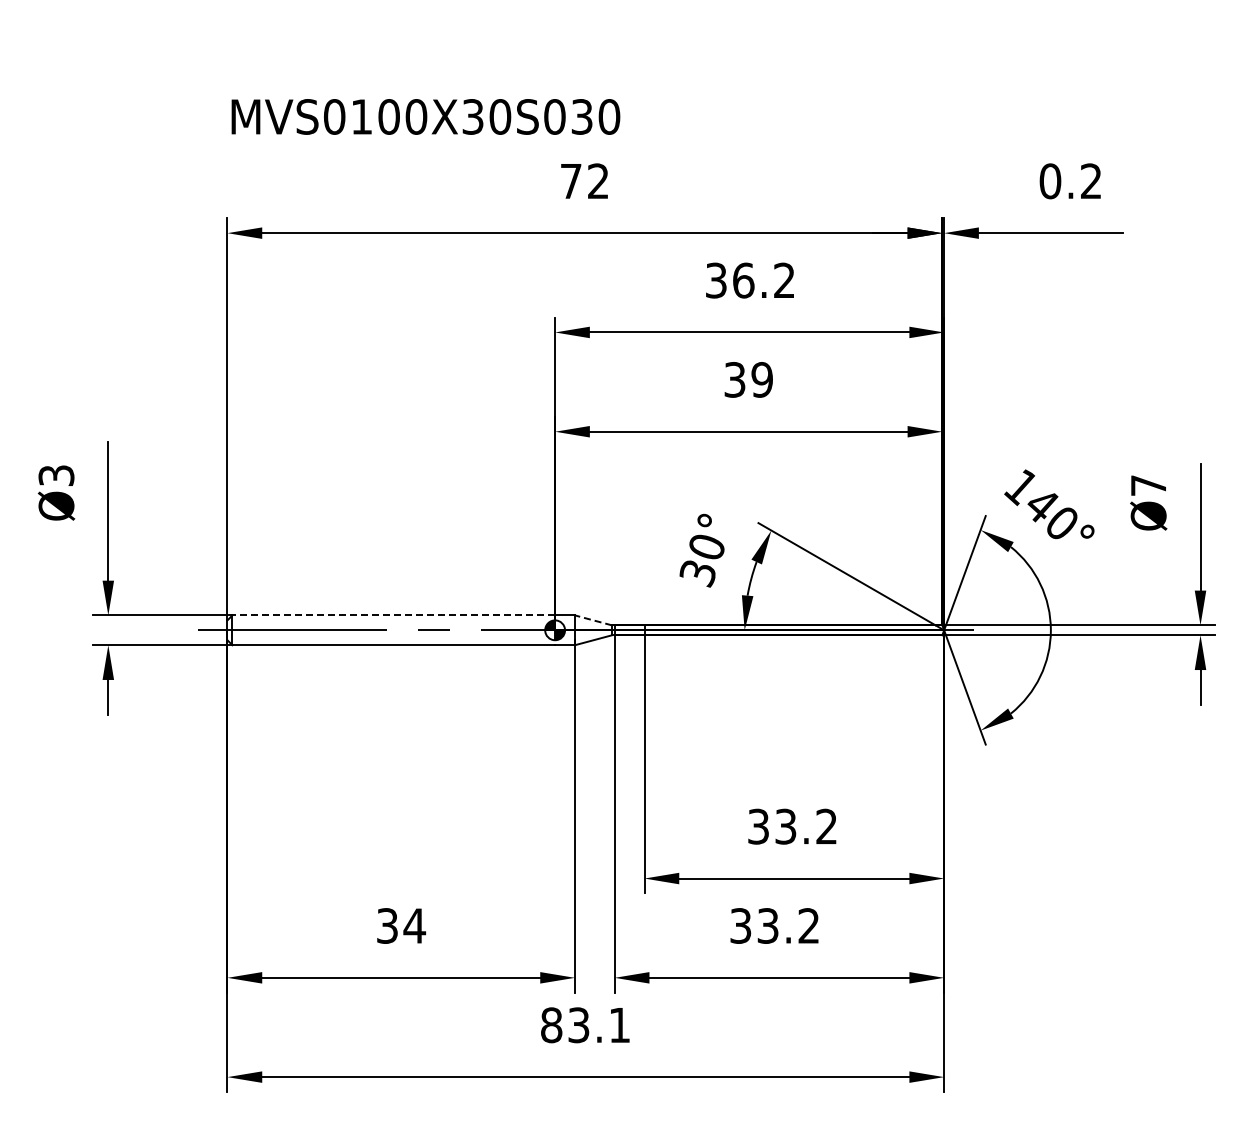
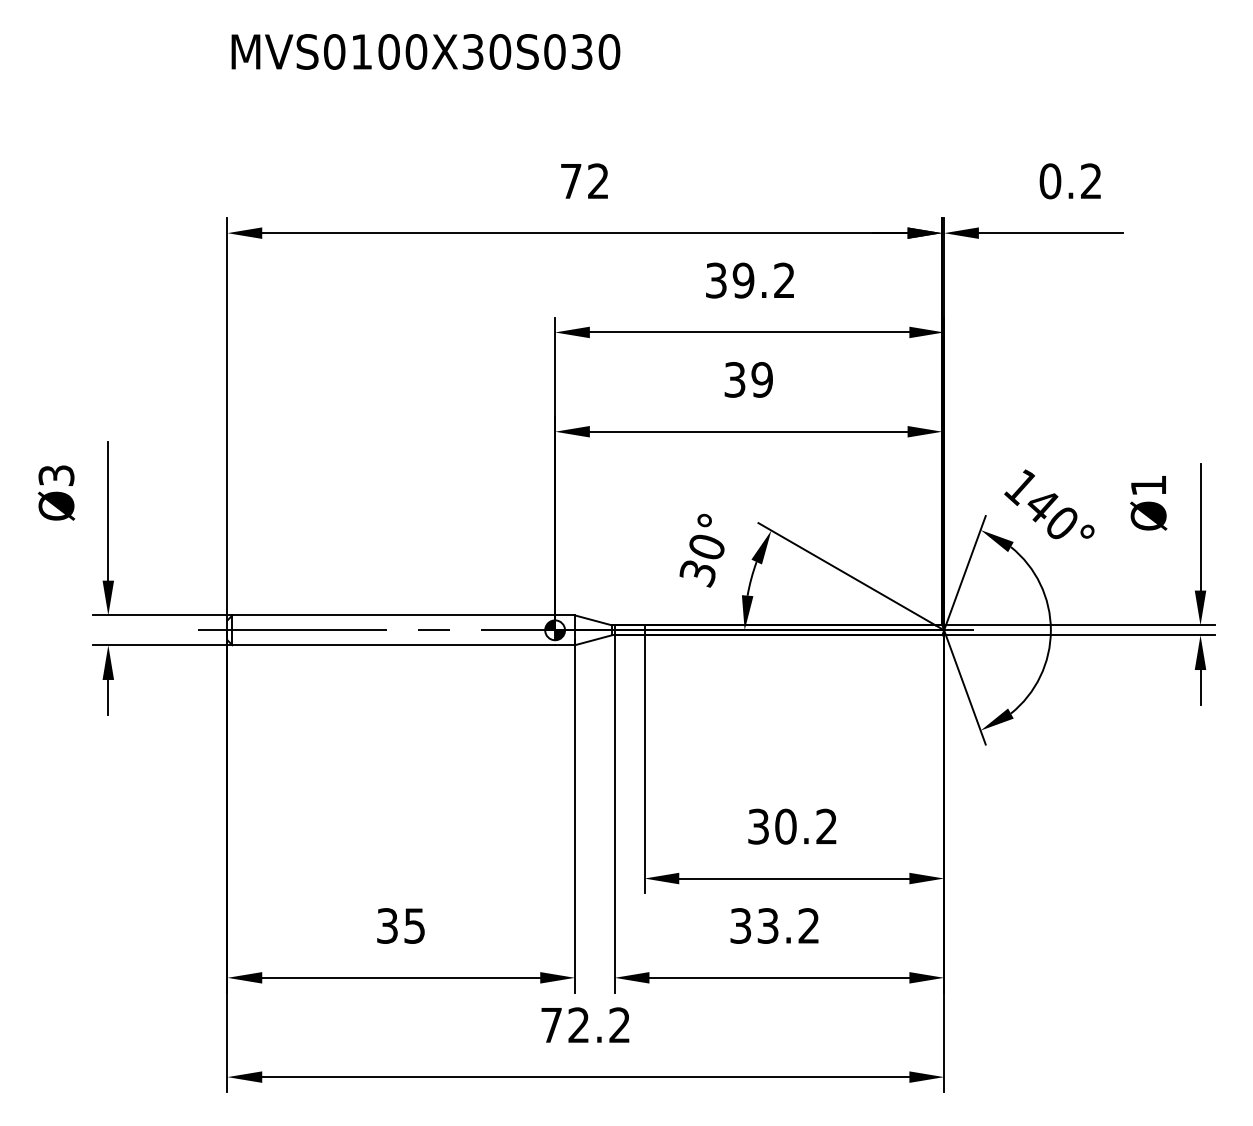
text position: (425, 116) -> (425, 51) (425, 51)
text: 36.2 -> 39.2 (743, 280)
text: Ø7 -> Ø1 (1148, 485)
line: dashed -> solid (393, 615)
line: dashed -> solid (593, 620)
text: 33.2 -> 30.2 (785, 826)
text: 34 -> 35 (414, 925)
text: 83.1 -> 72.2 (585, 1025)
